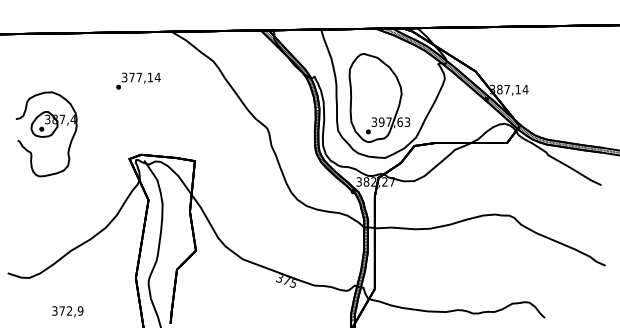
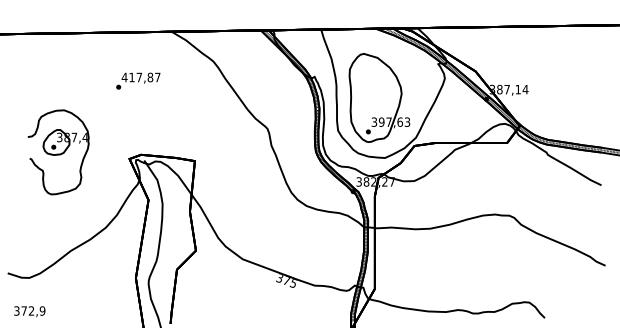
text: 377,14 -> 417,87 (140, 77)
part position: (46, 134) -> (58, 152) (58, 152)
text position: (67, 311) -> (29, 311) (29, 311)
